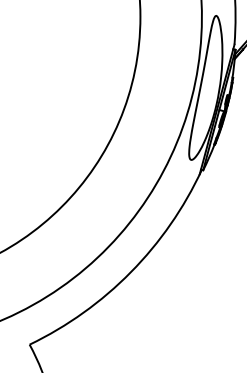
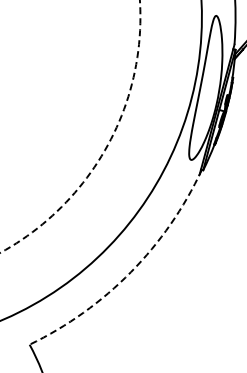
circle: solid -> dashed (70, 126)
arc: solid -> dashed (130, 272)
